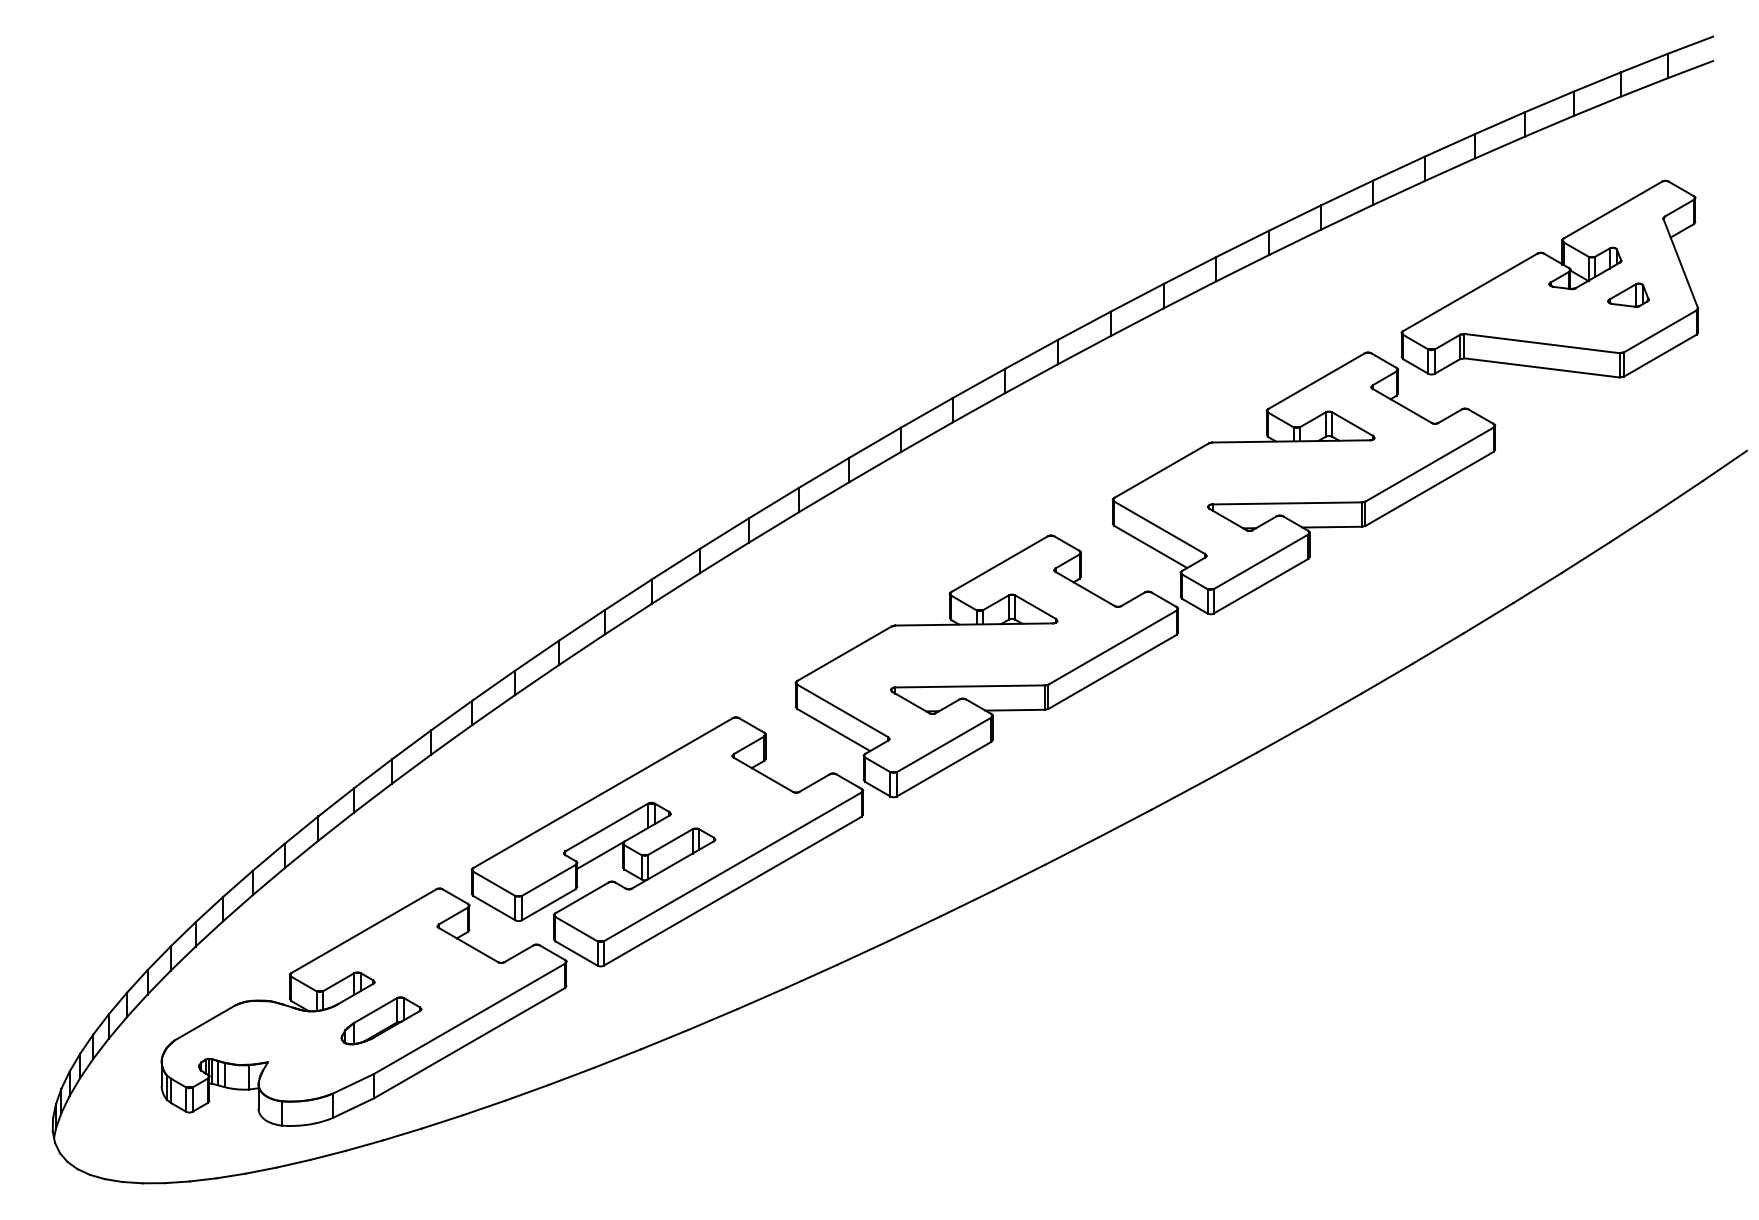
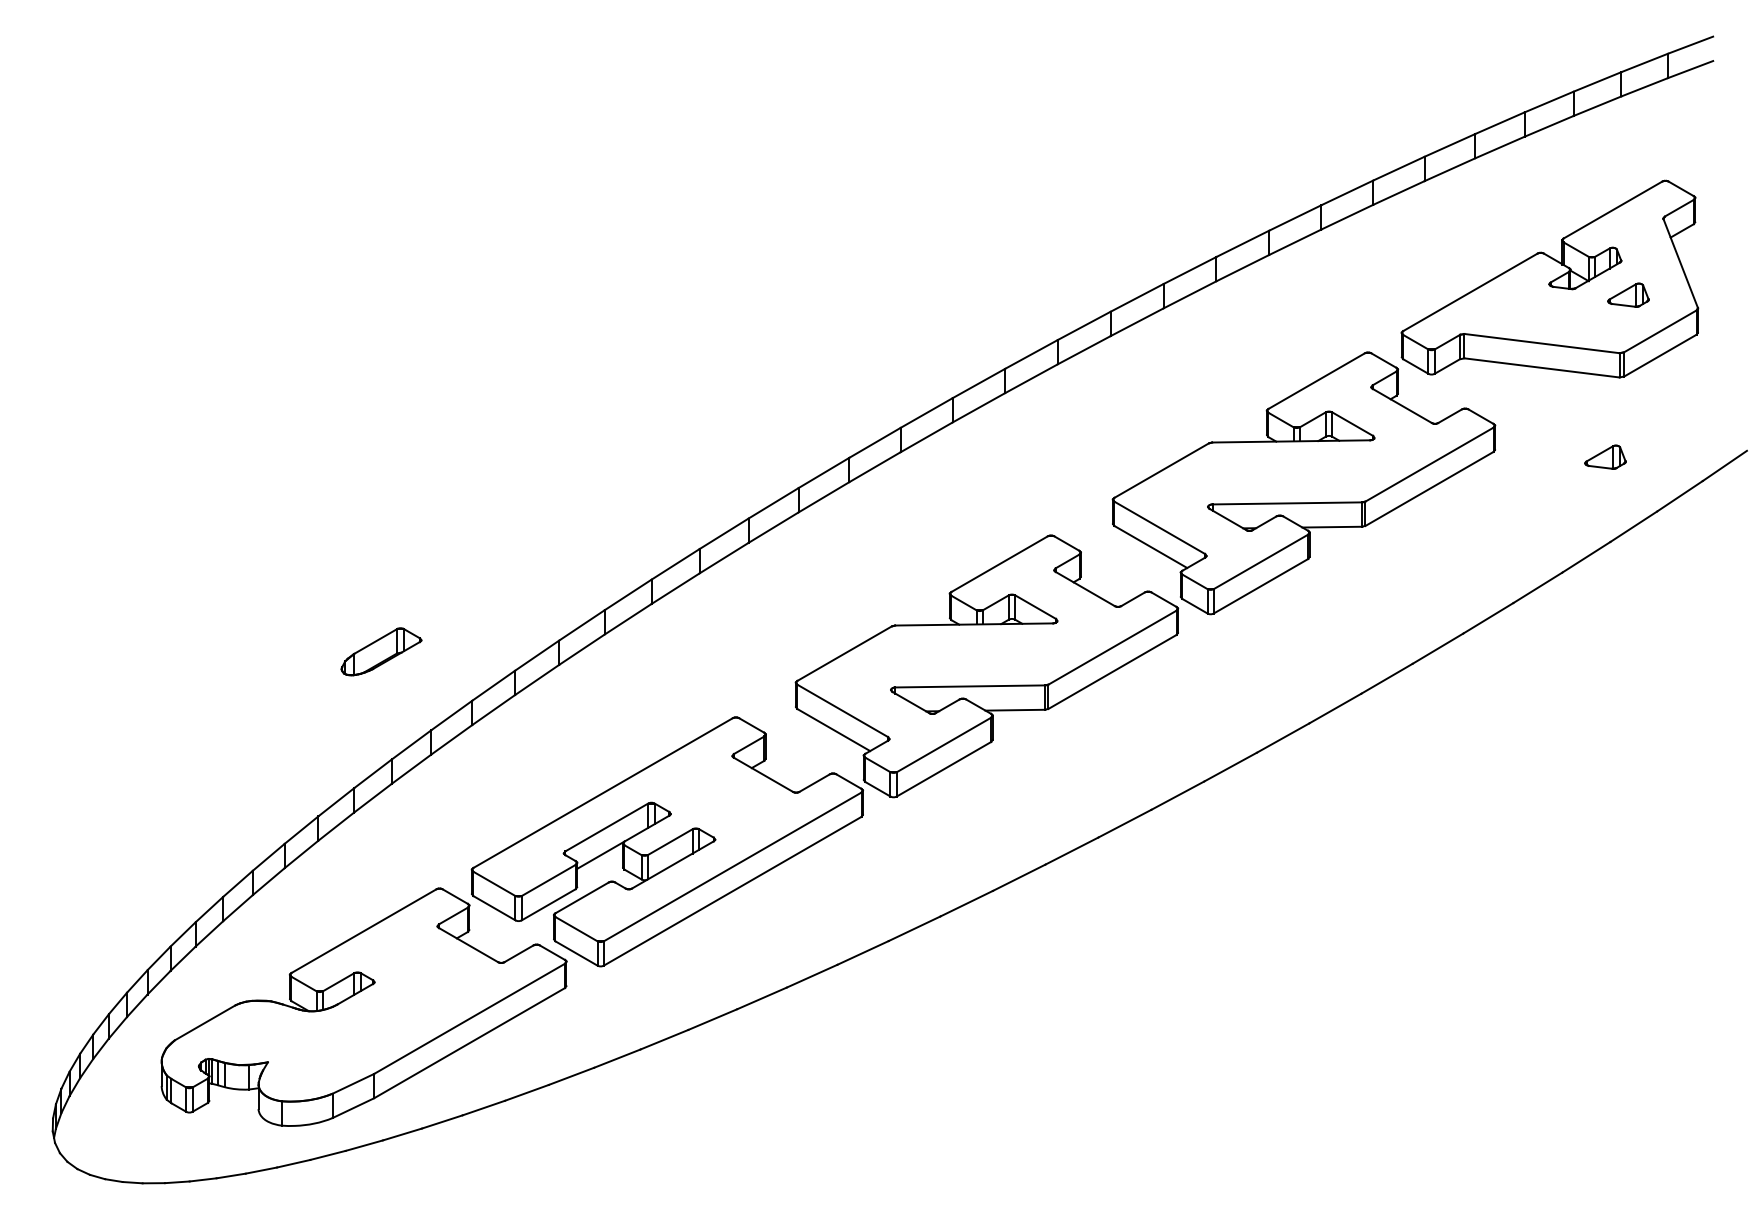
part: none -> present (1605, 456)
part position: (381, 1020) -> (381, 651) (381, 651)
